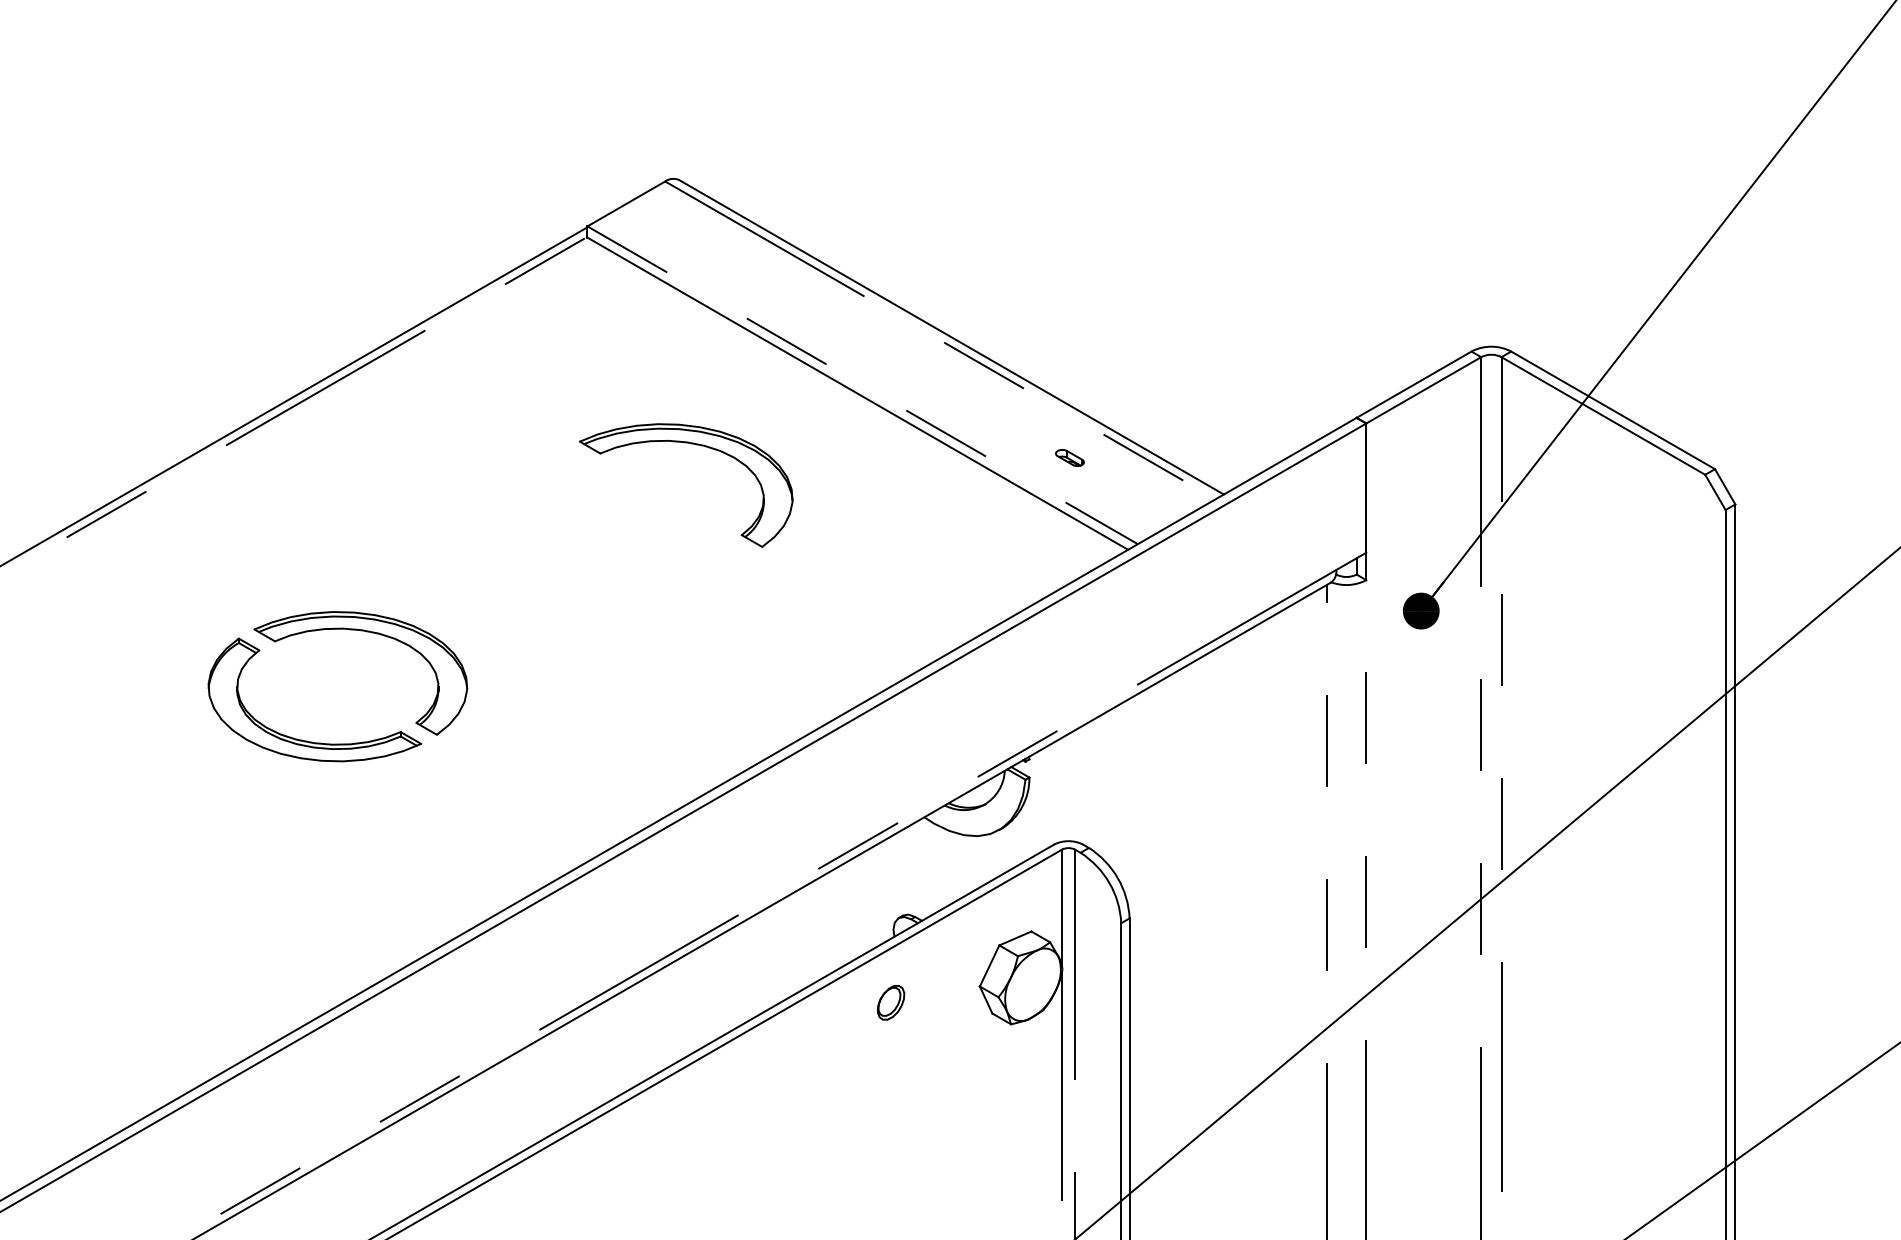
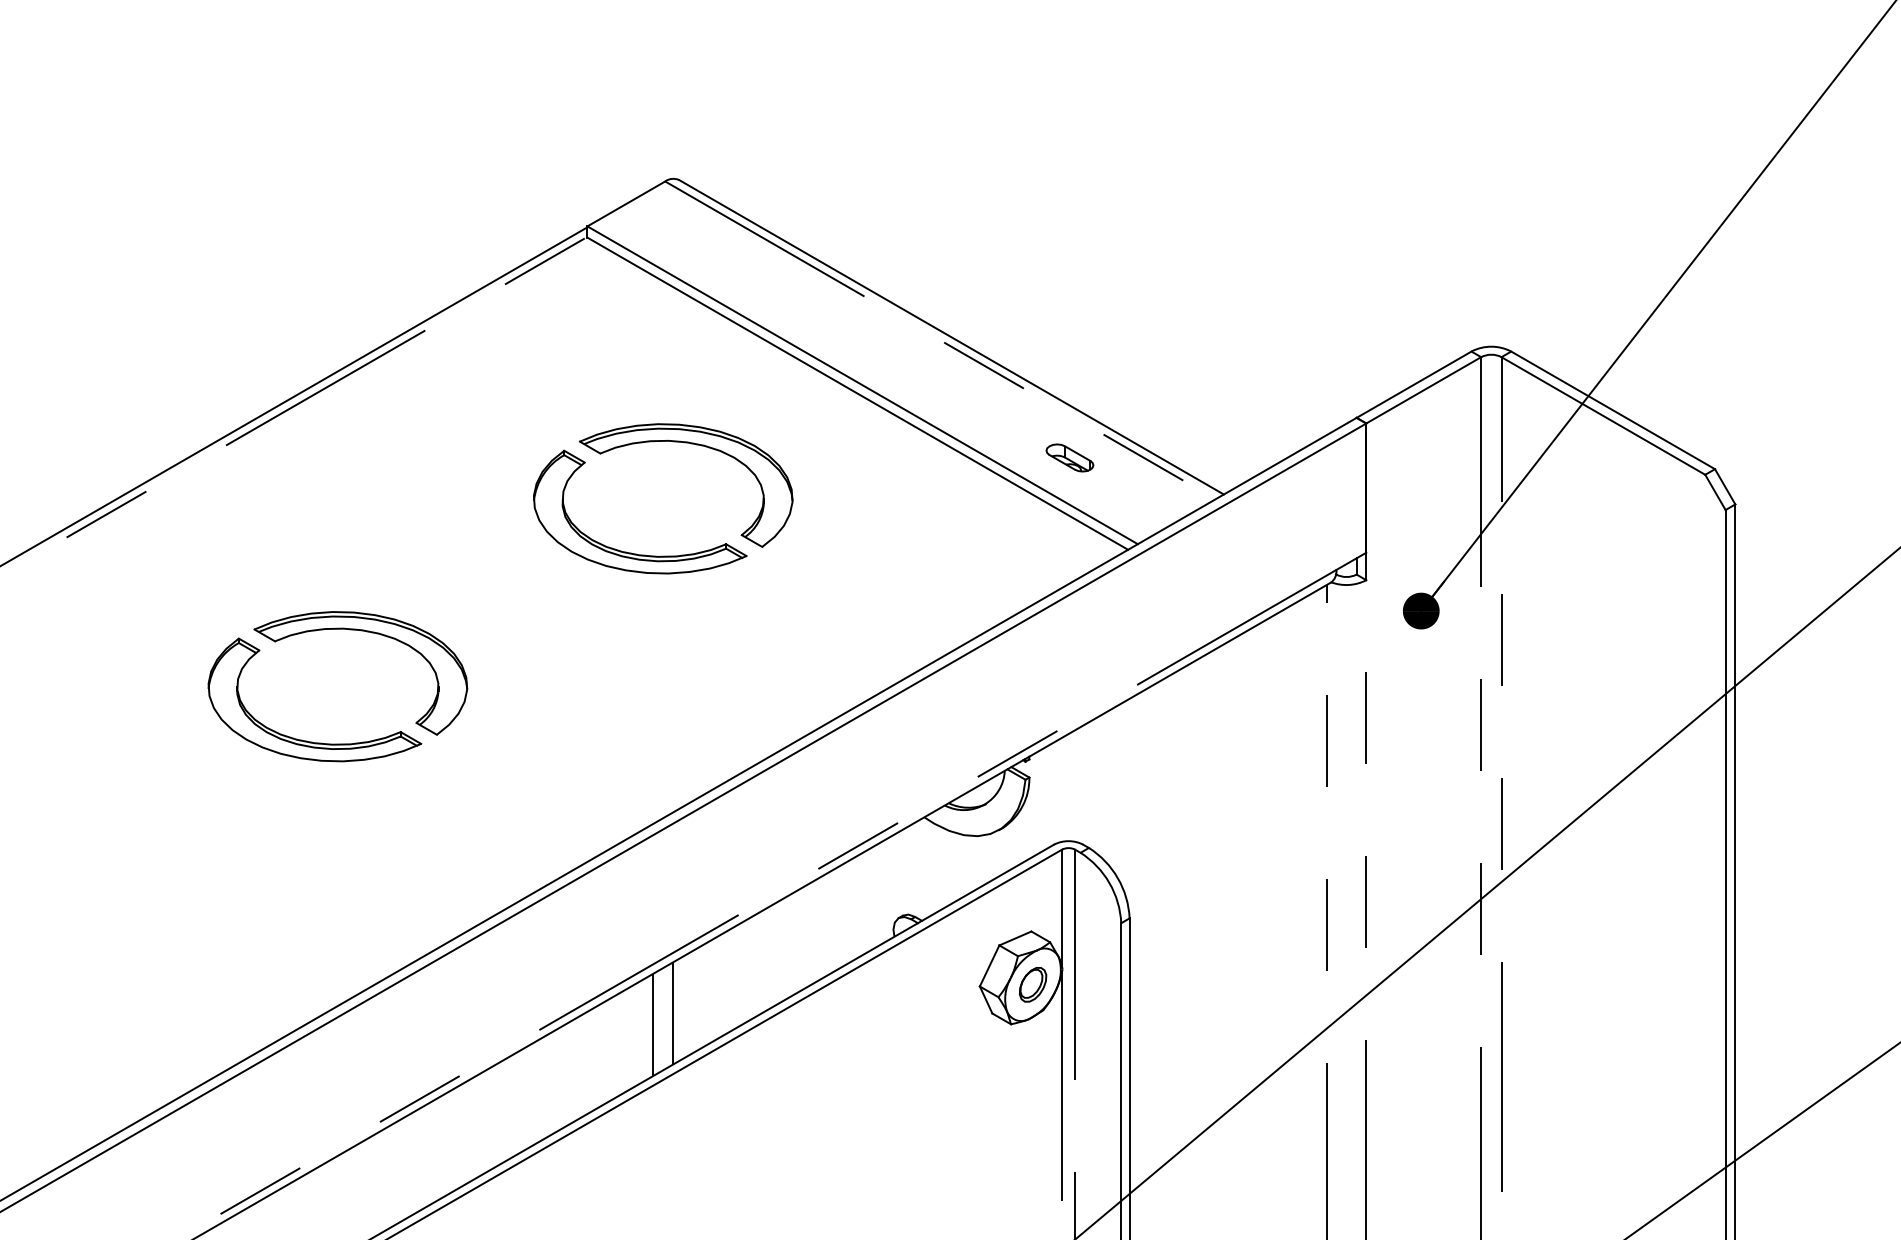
line: dashed -> solid (862, 385)
part size: 30x18 px -> 50x30 px (1069, 457)
part: none -> present (631, 552)
part position: (891, 1002) -> (1033, 984) (1033, 984)
line: none -> present (673, 1013)
line: none -> present (653, 1024)
